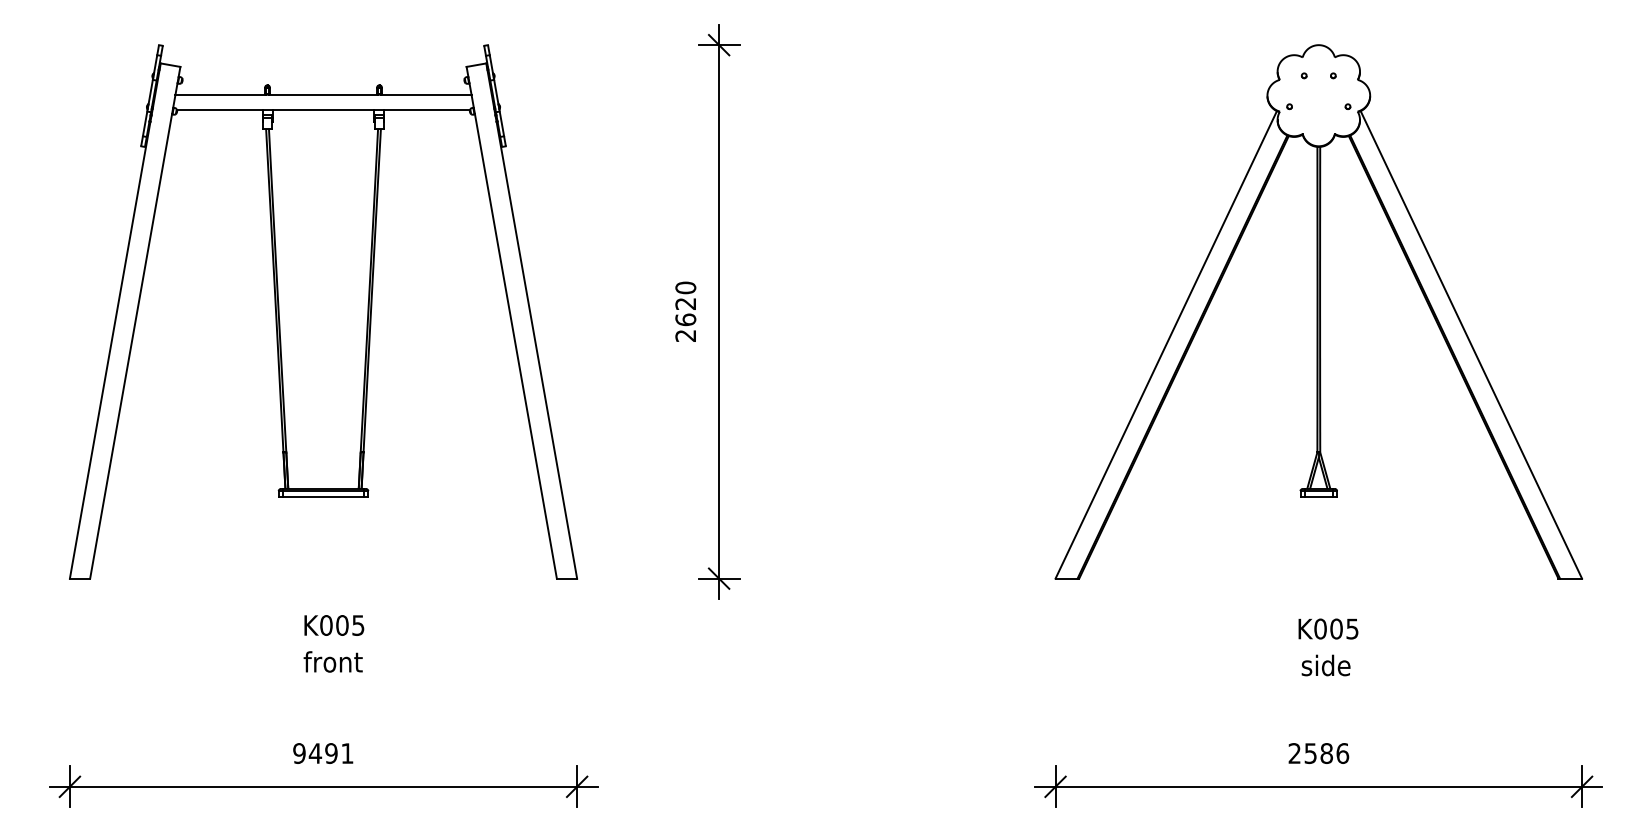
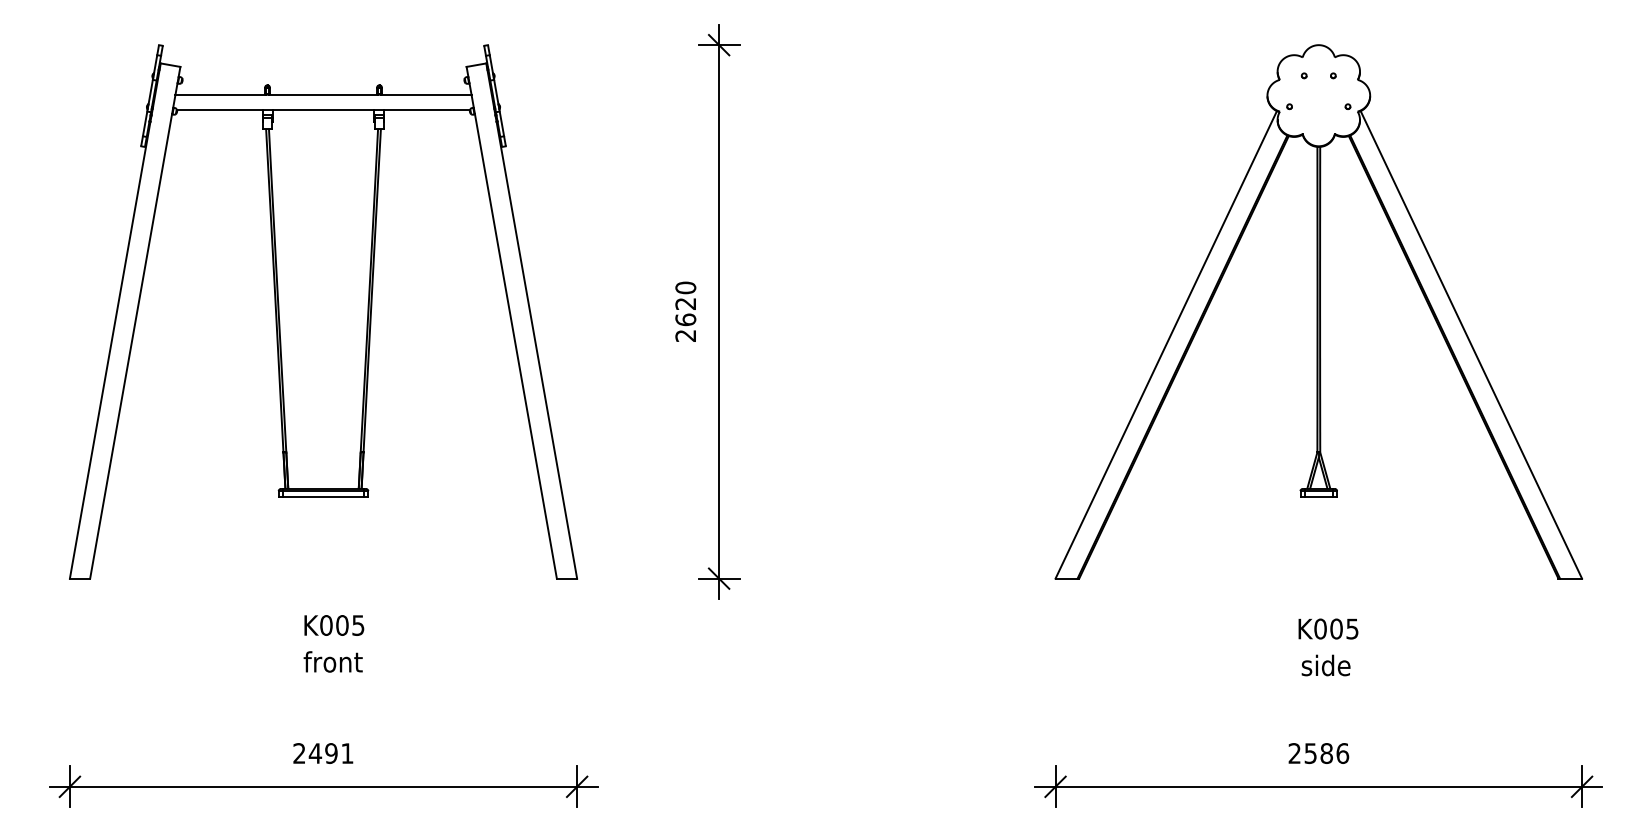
text: 9491 -> 2491 (299, 753)
